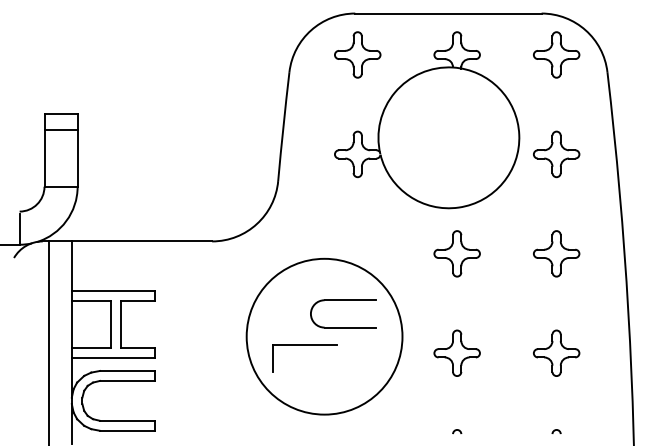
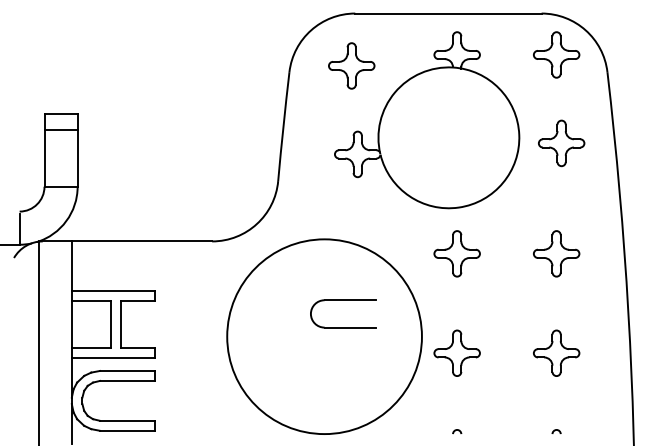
part position: (357, 54) -> (351, 65) (351, 65)
part position: (556, 154) -> (561, 143) (561, 143)
circle diameter: 156 px -> 195 px (324, 336)
line position: (49, 341) -> (39, 341) (39, 341)
part: present -> none (304, 345)
